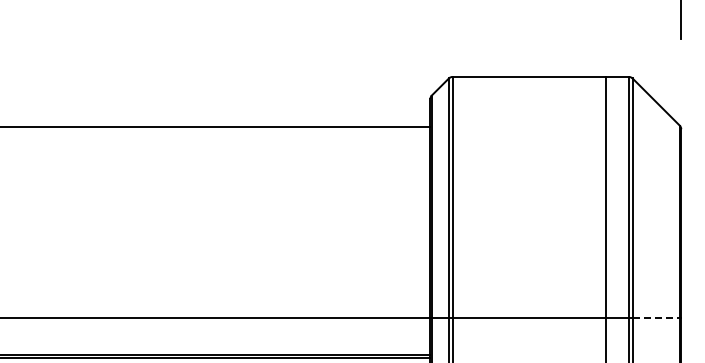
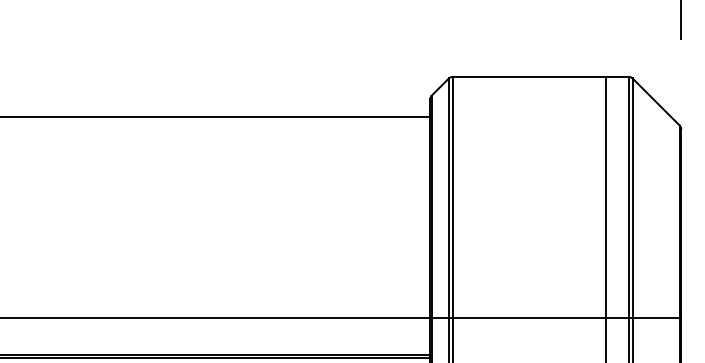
line position: (216, 127) -> (216, 117) (216, 117)
line: dashed -> solid (656, 317)
